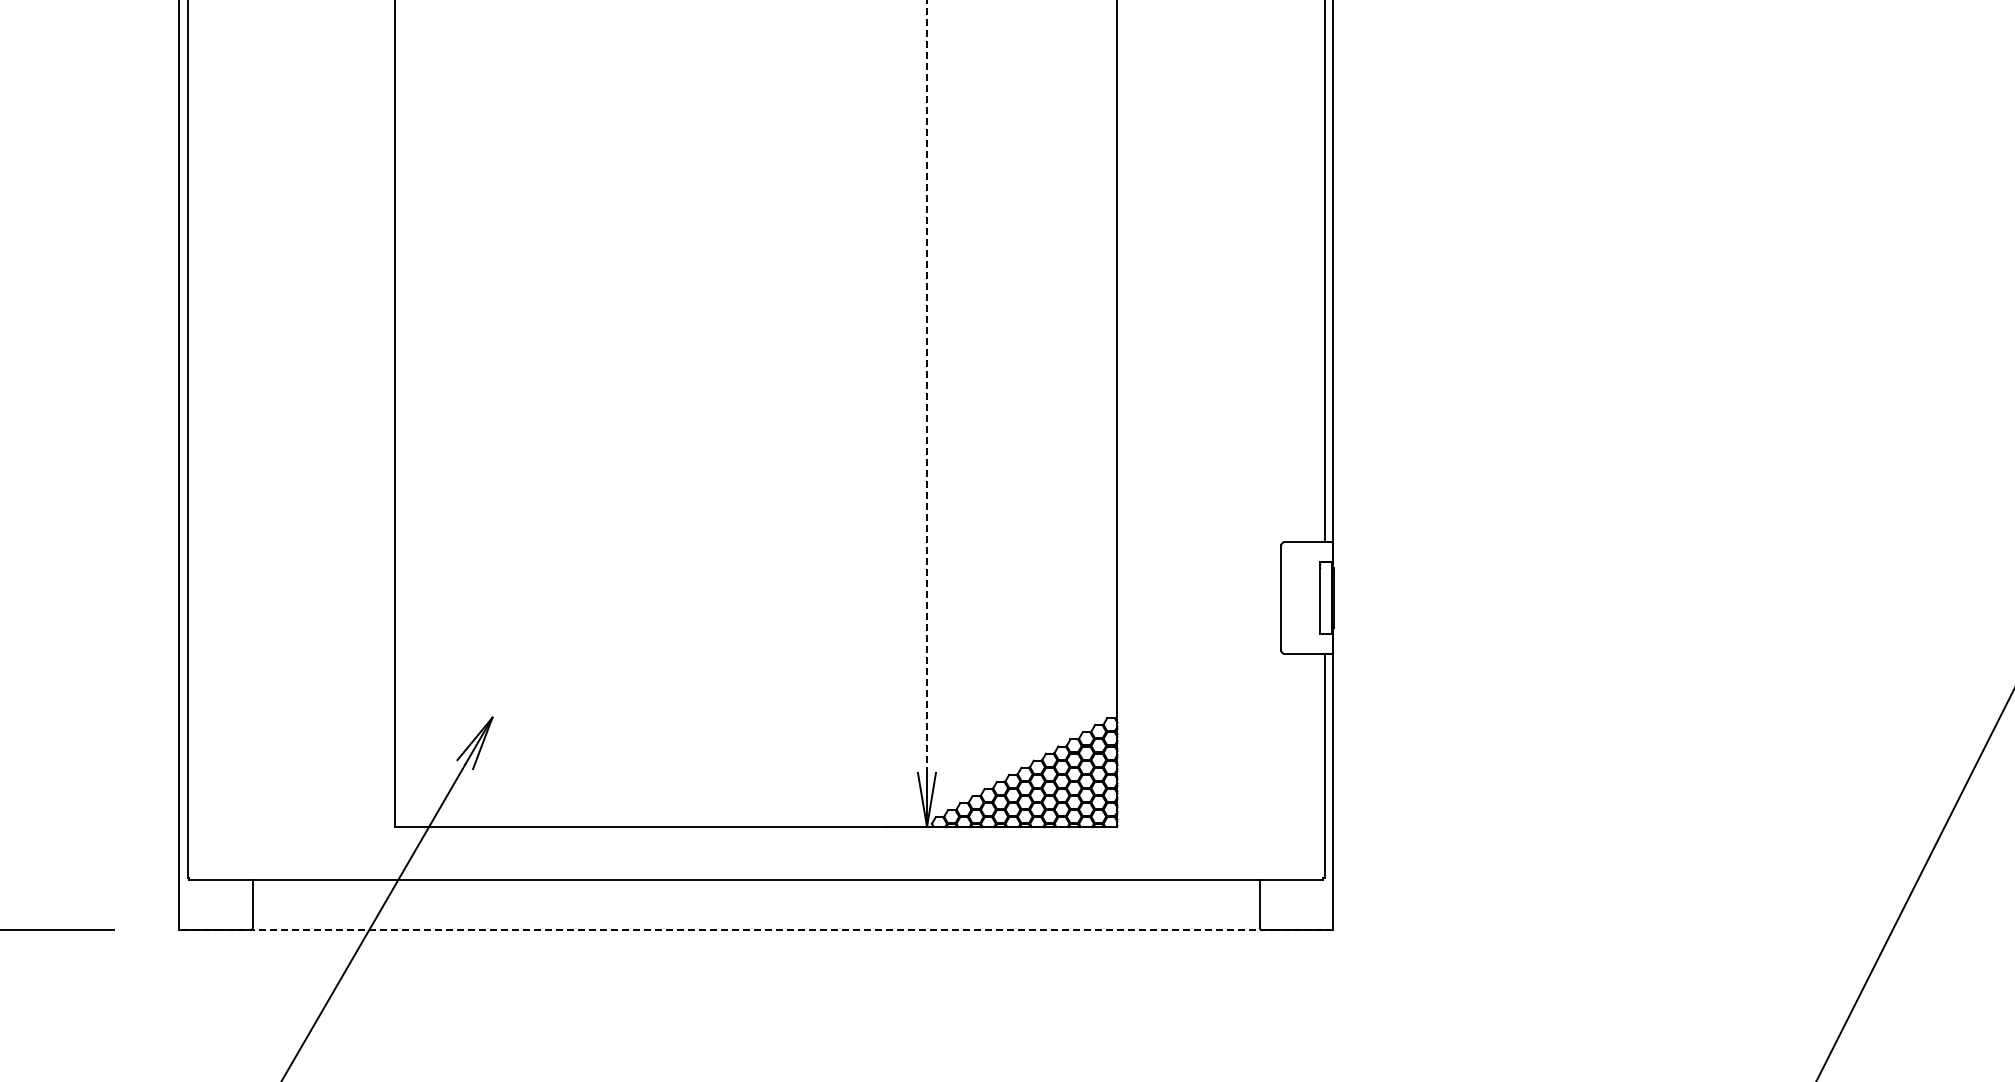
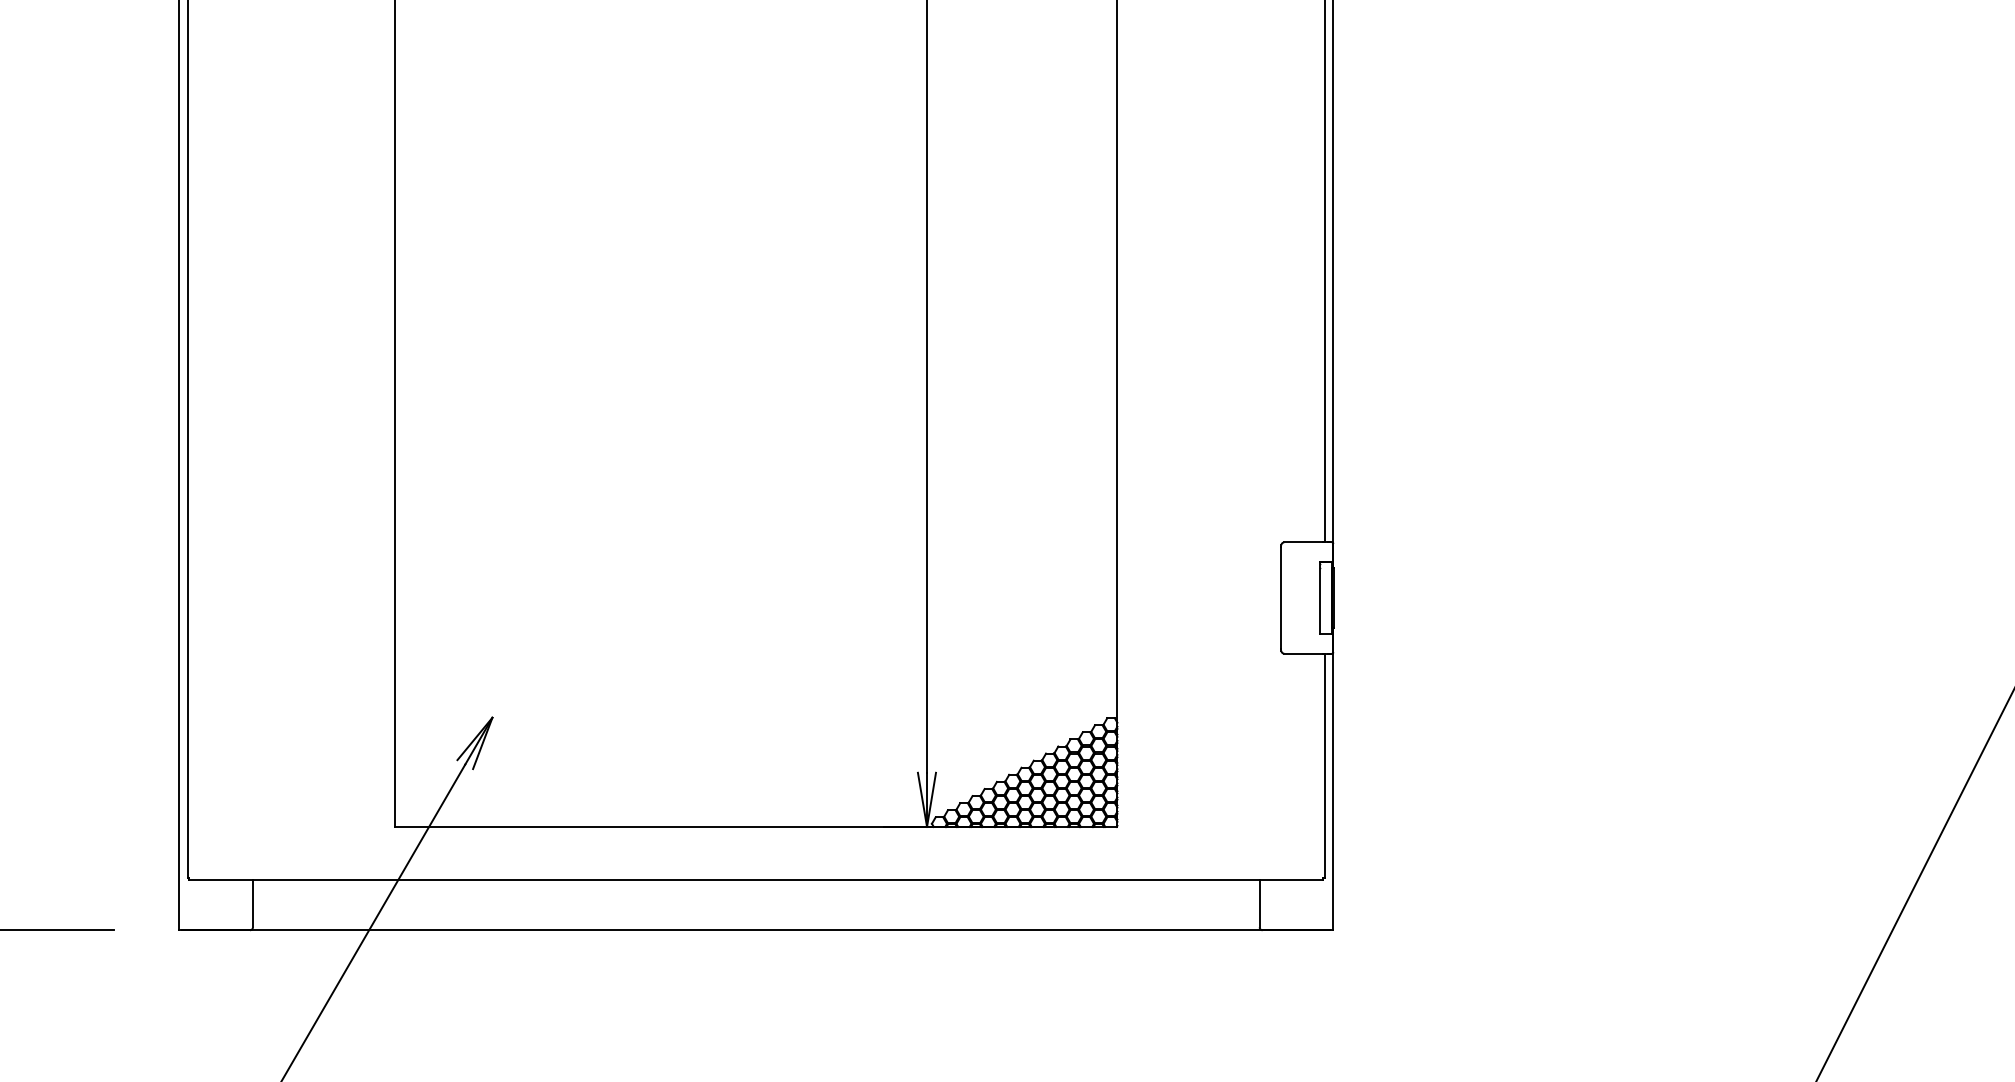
line: dashed -> solid (927, 386)
line: dashed -> solid (756, 930)
